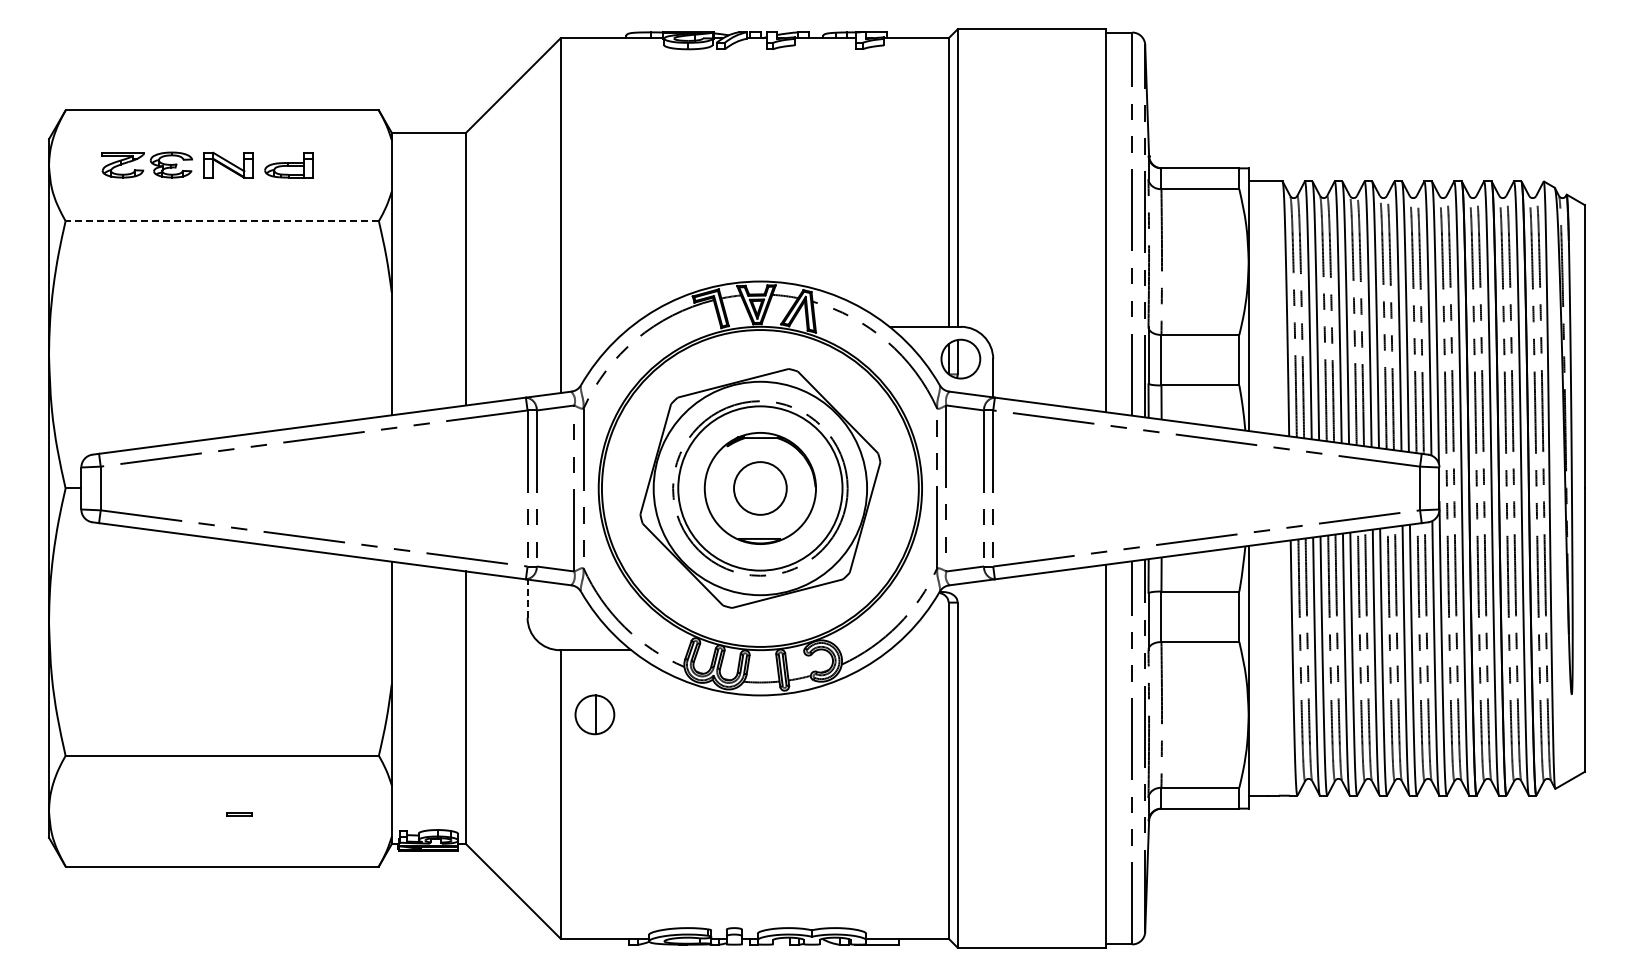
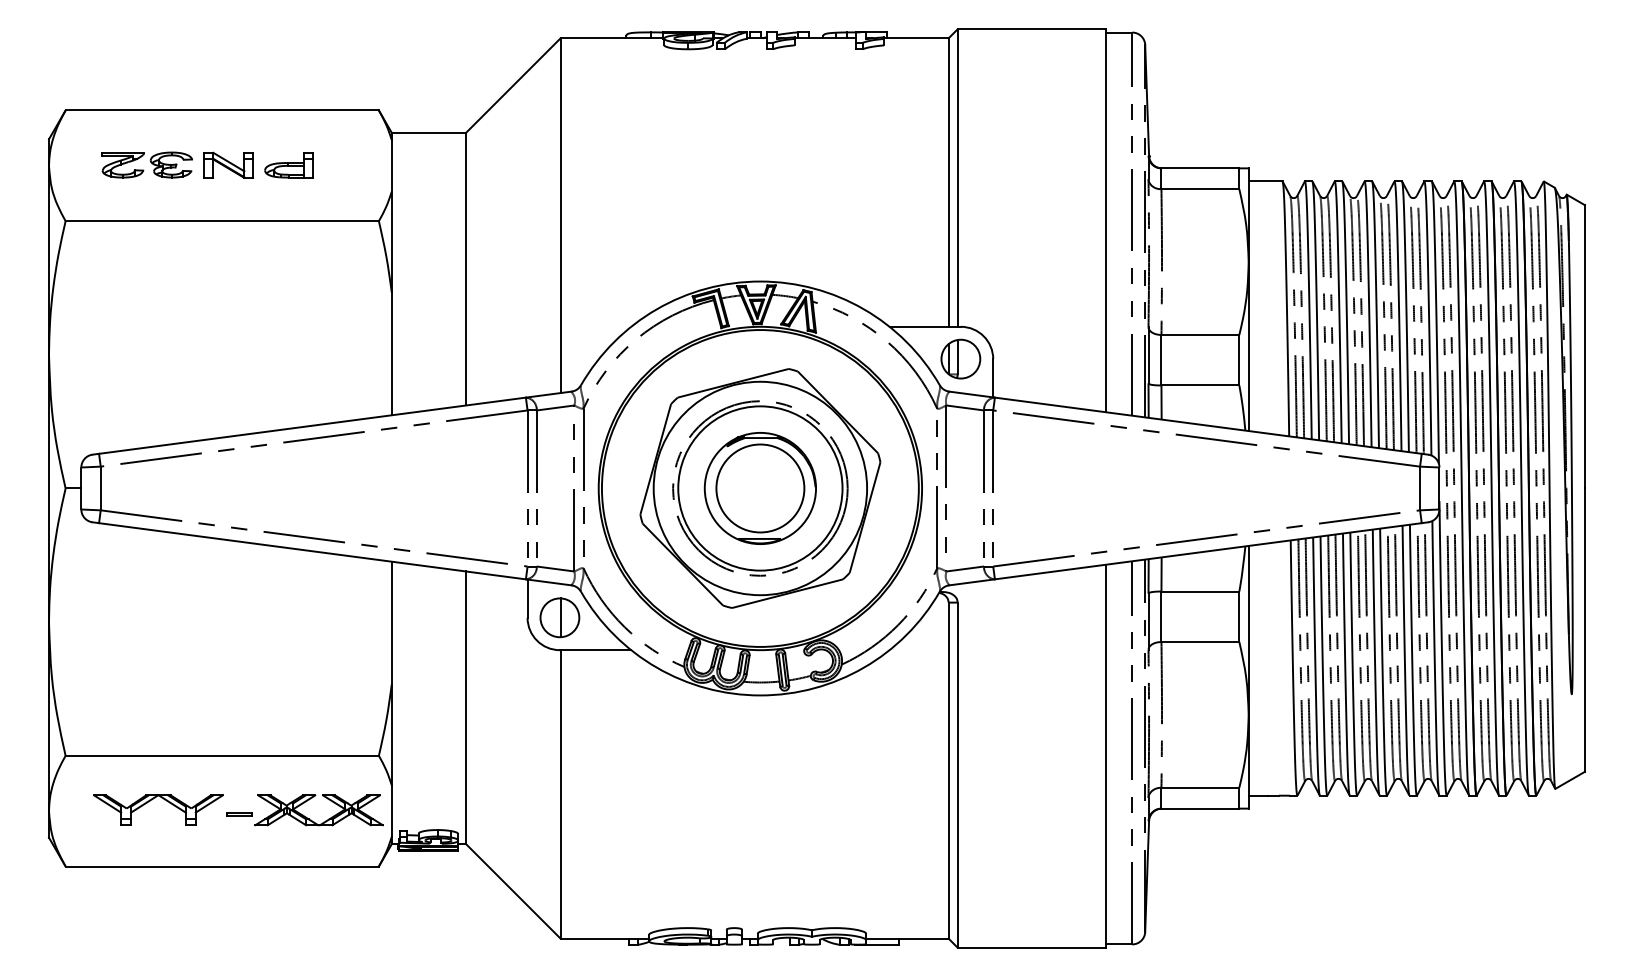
line: dashed -> solid (222, 221)
circle diameter: 53 px -> 88 px (760, 488)
line: dashed -> solid (527, 598)
part position: (594, 714) -> (559, 617) (559, 617)
part: none -> present (152, 800)
part: none -> present (311, 819)
